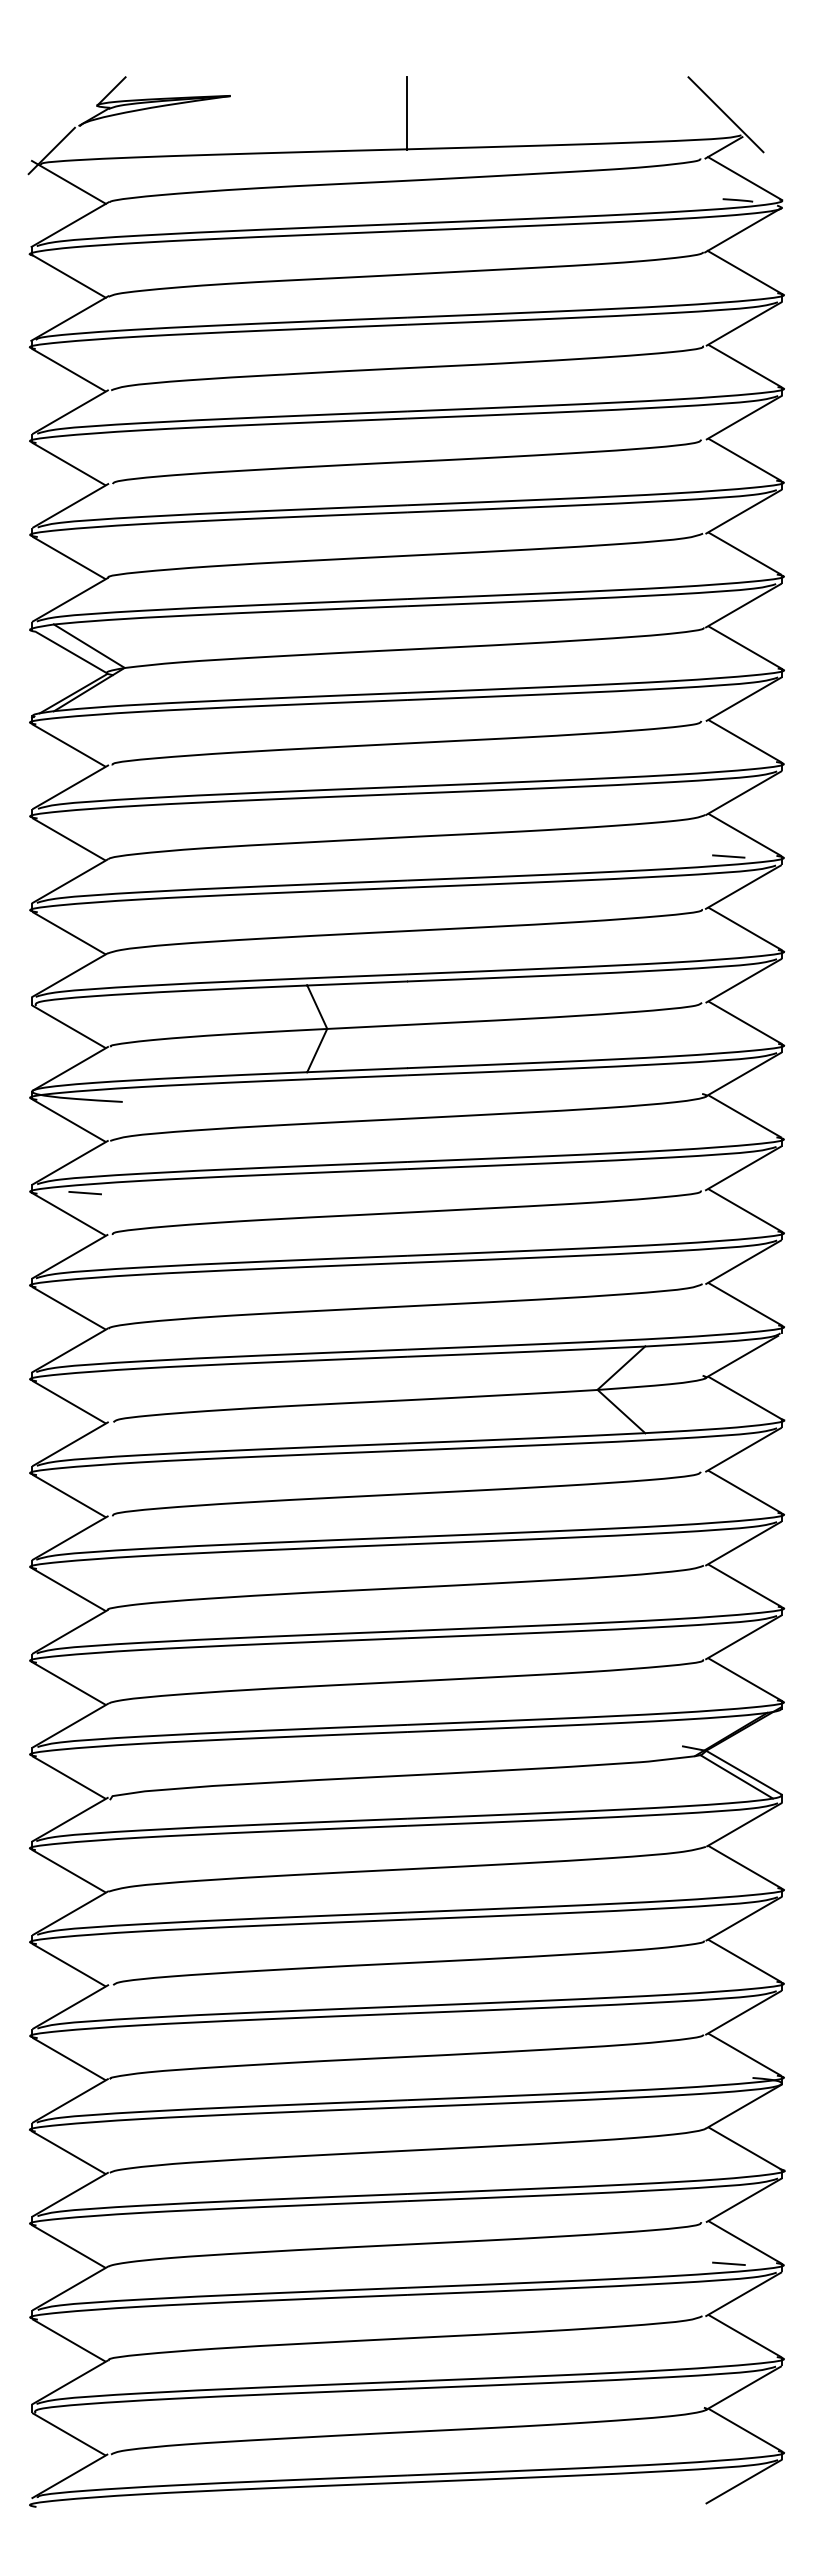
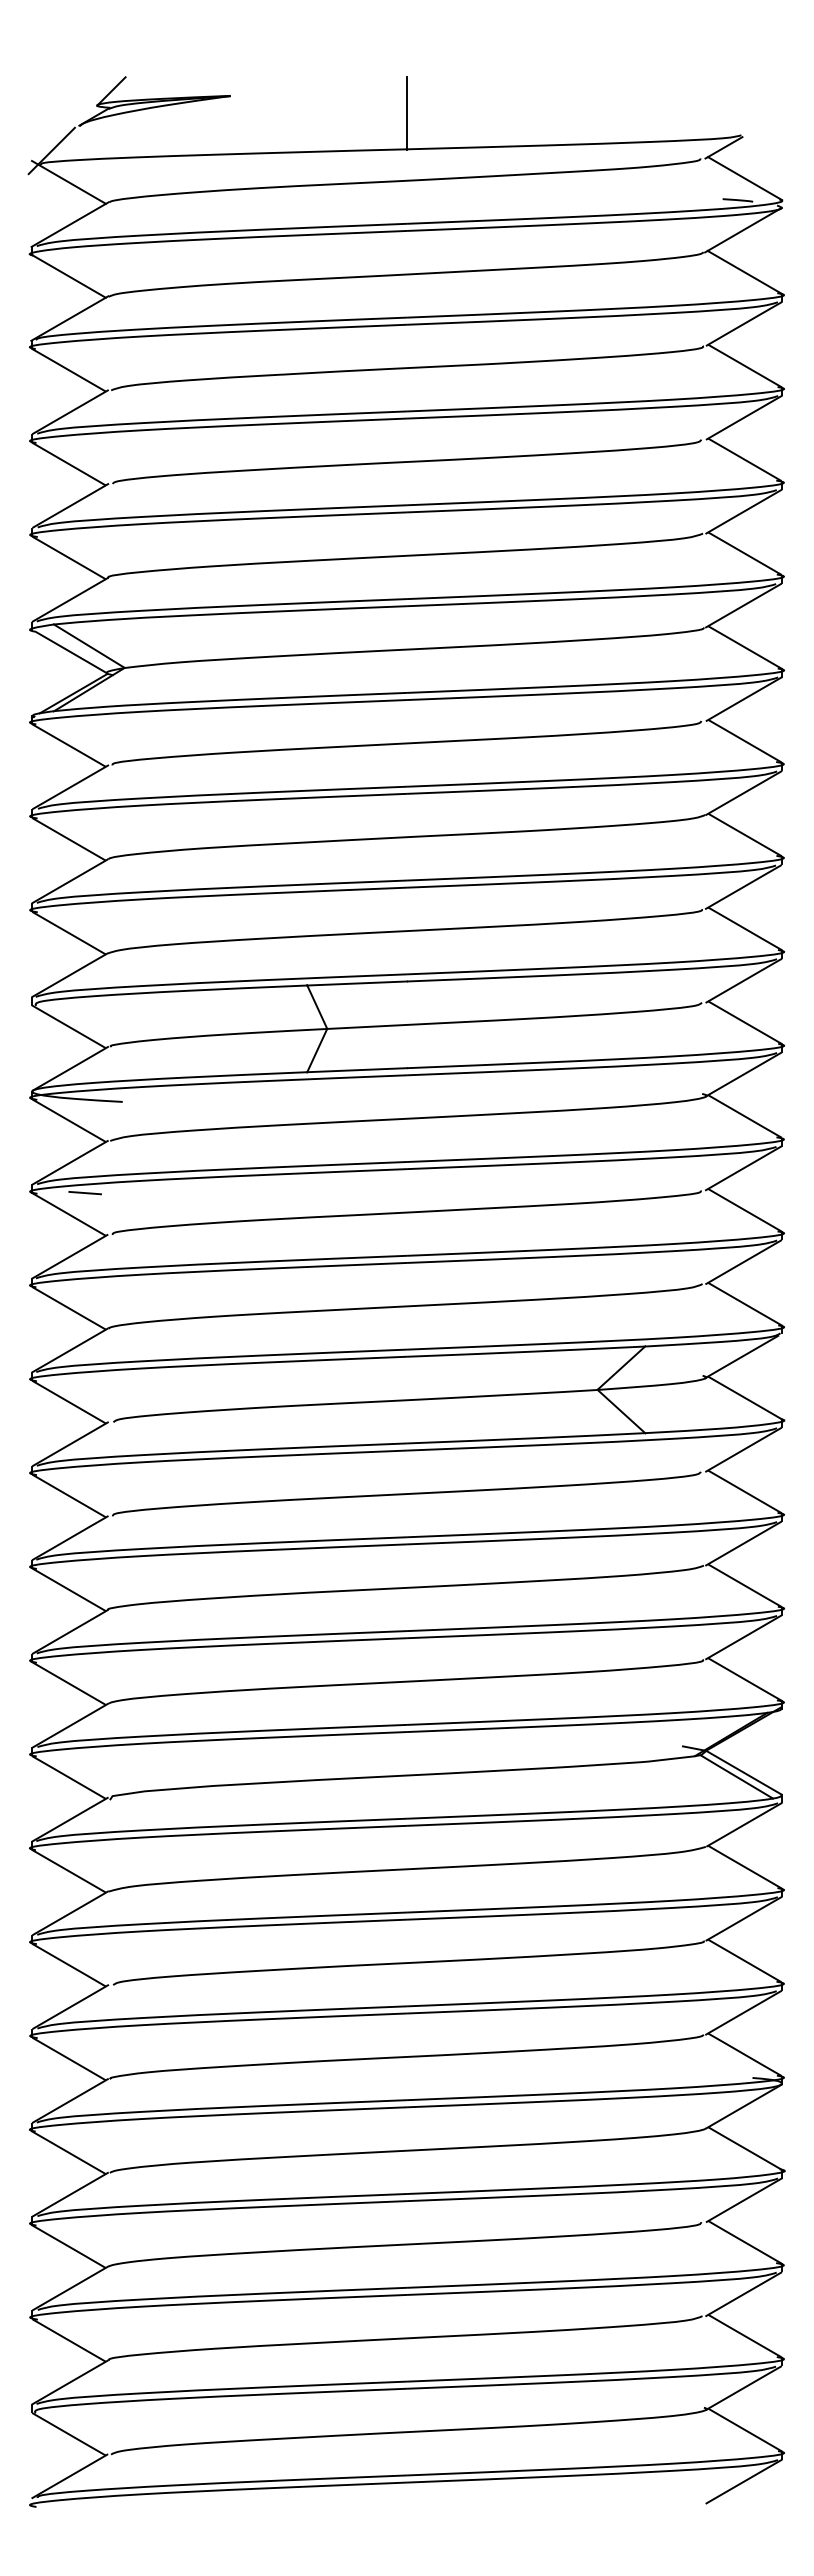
line: present -> none (725, 114)
line: present -> none (728, 856)
line: present -> none (728, 2263)
